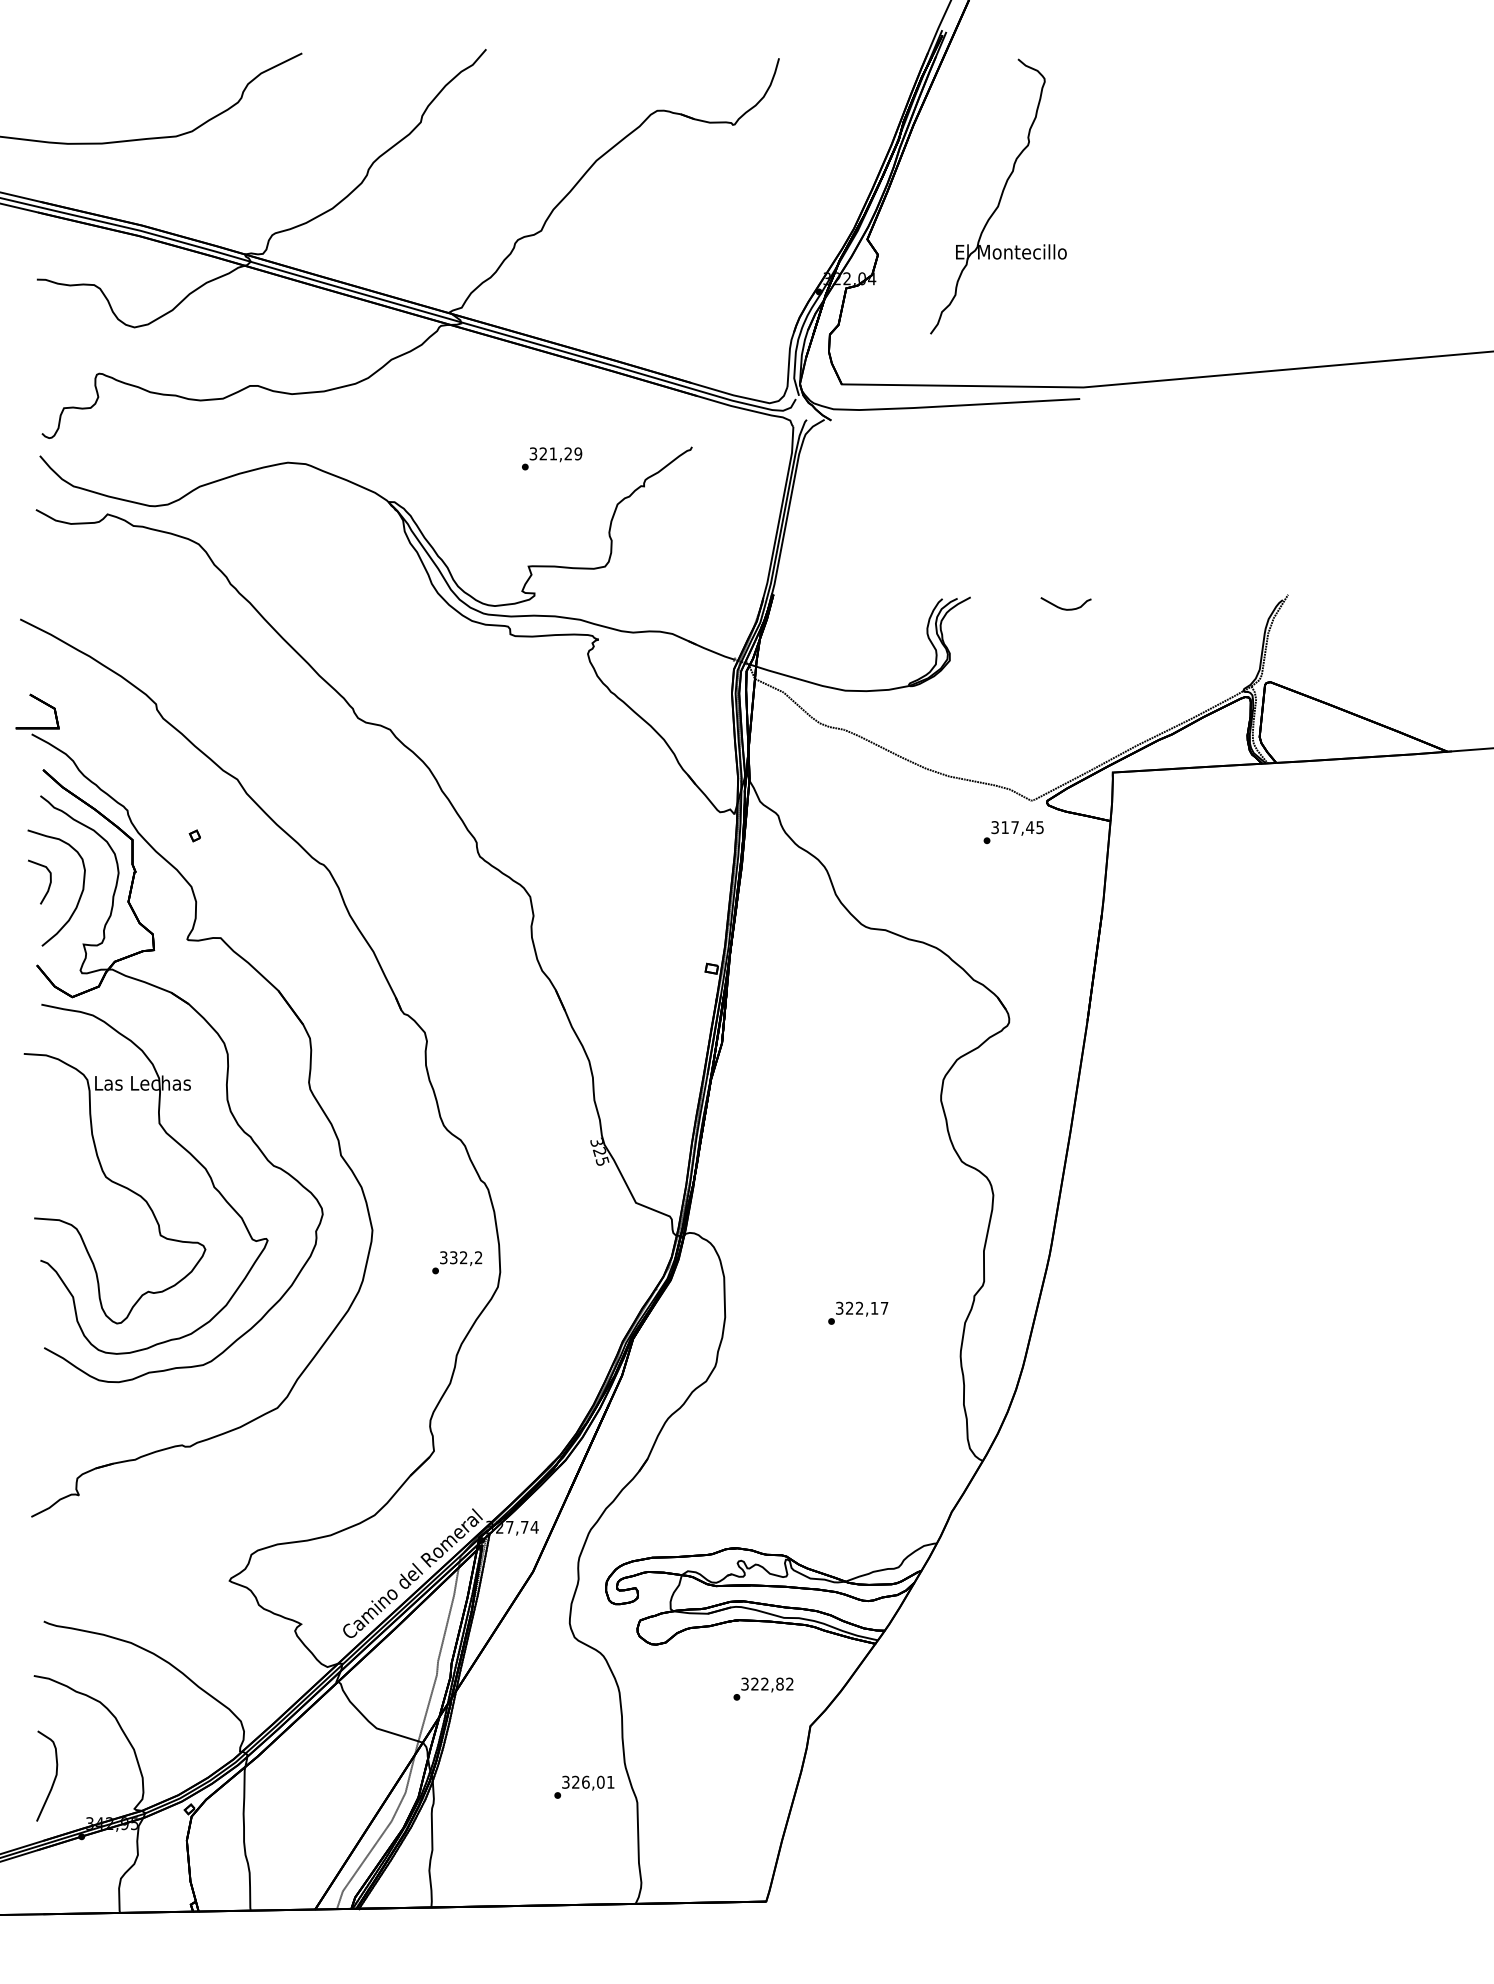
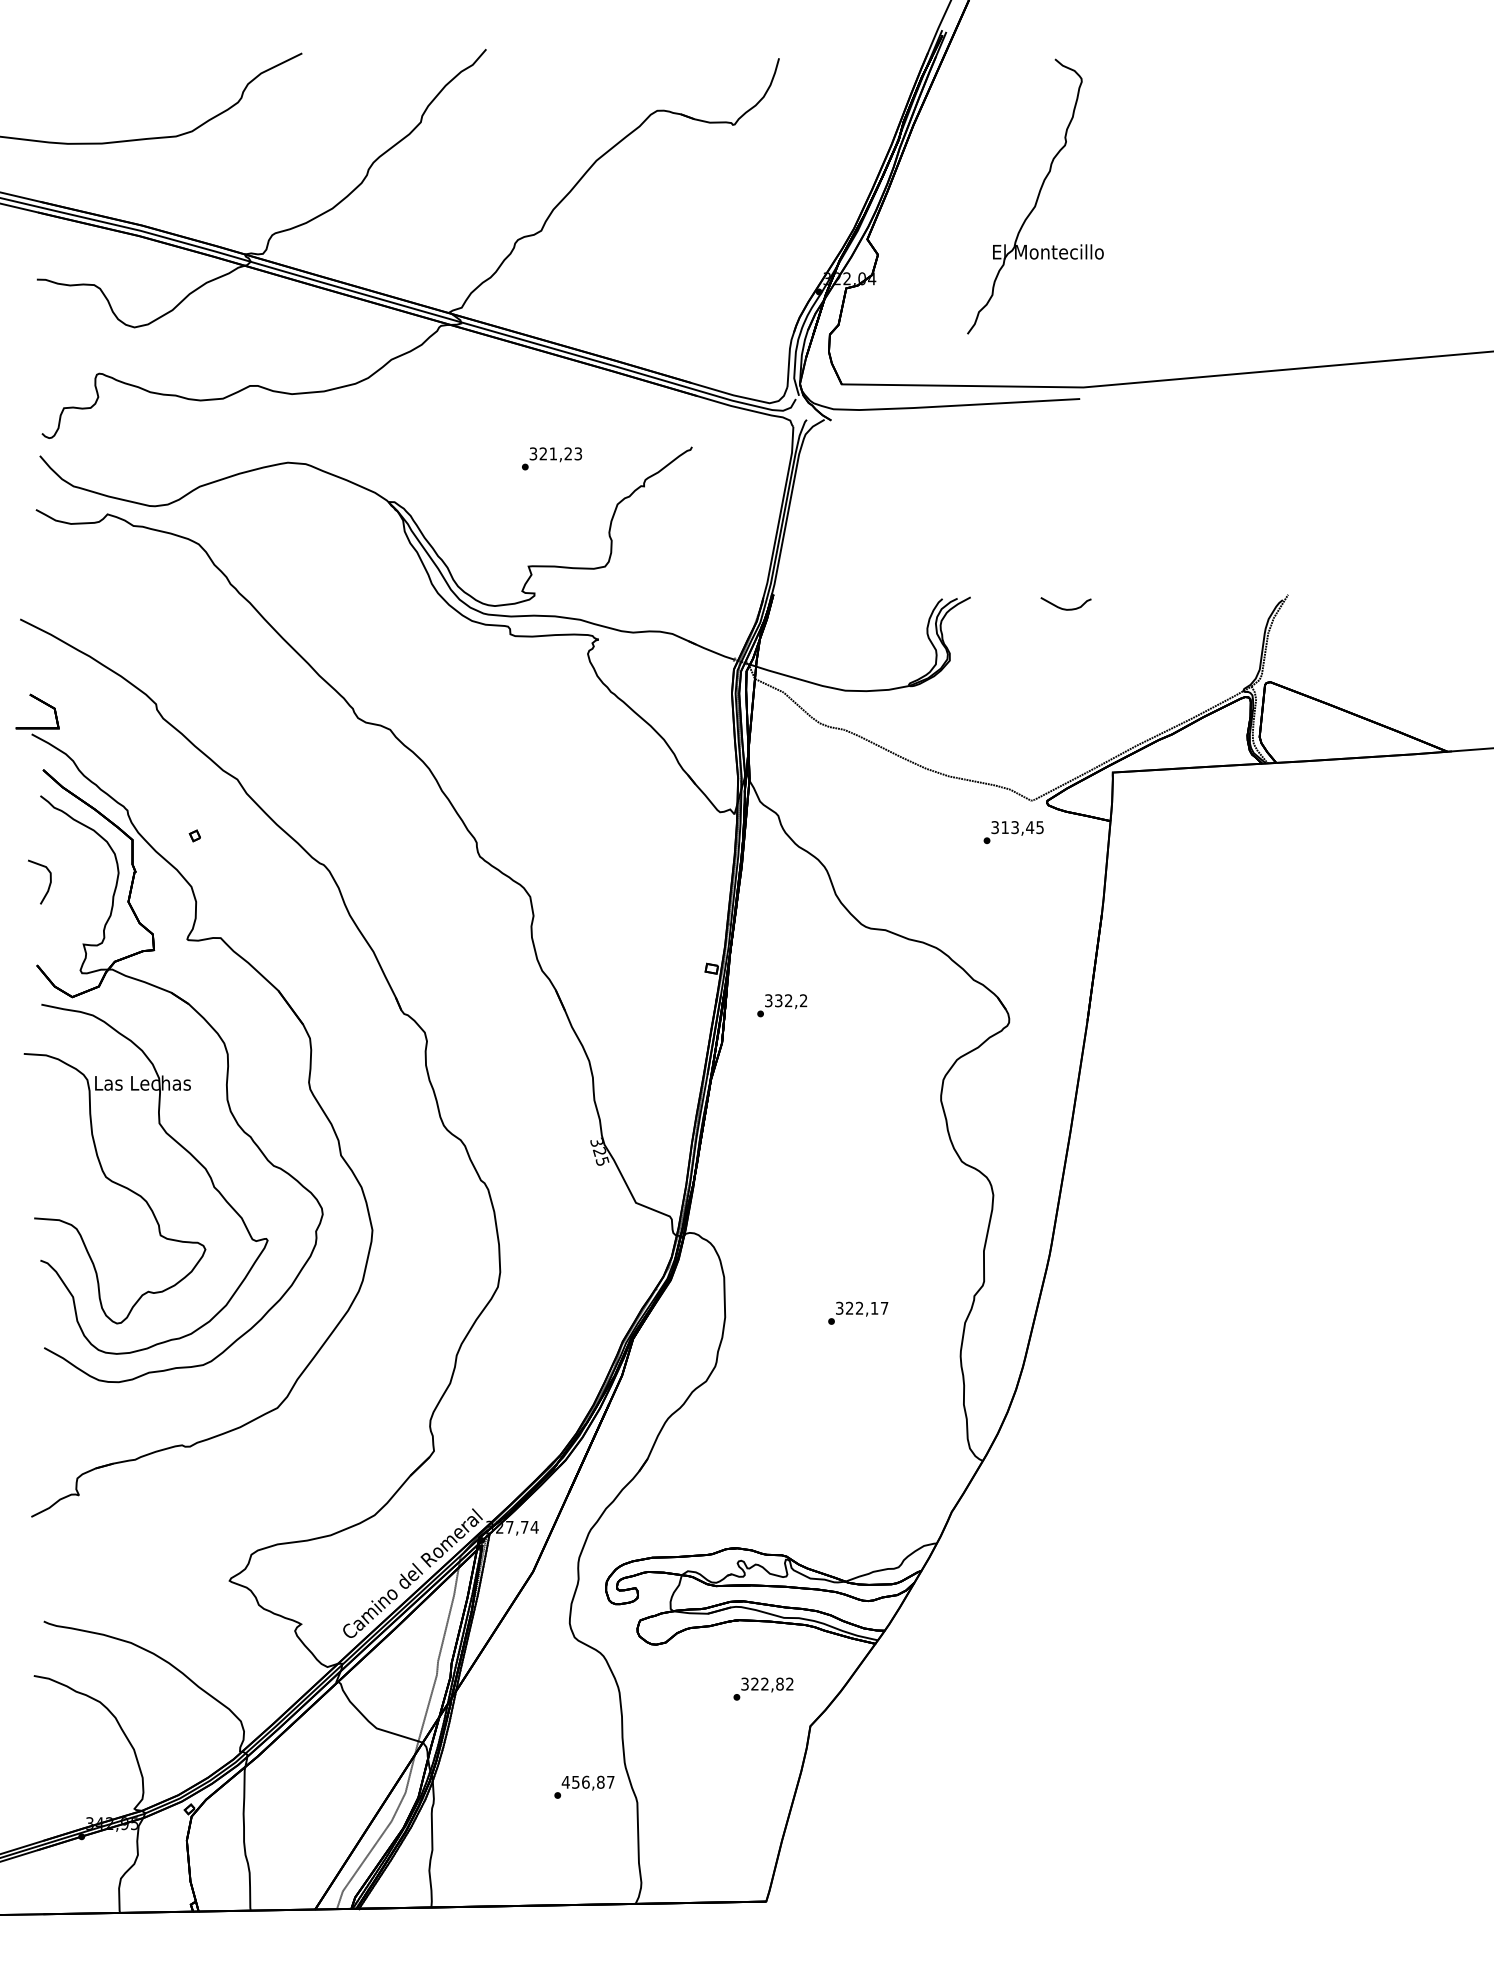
part position: (998, 196) -> (1035, 196) (1035, 196)
text: 321,29 -> 321,23 (578, 453)
text: 317,45 -> 313,45 (1014, 827)
curve: present -> none (79, 896)
text position: (457, 1262) -> (782, 1005) (782, 1005)
curve: present -> none (54, 1777)
text: 326,01 -> 456,87 (587, 1781)
